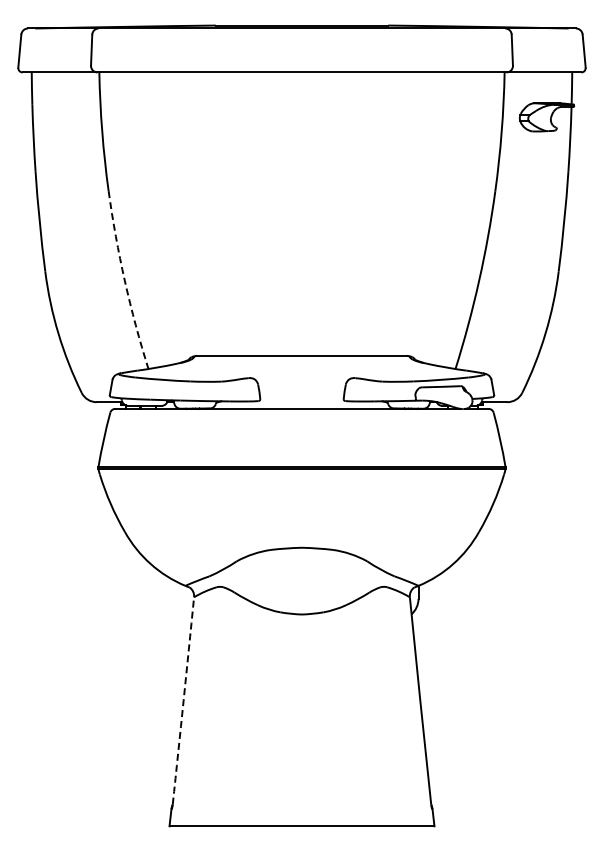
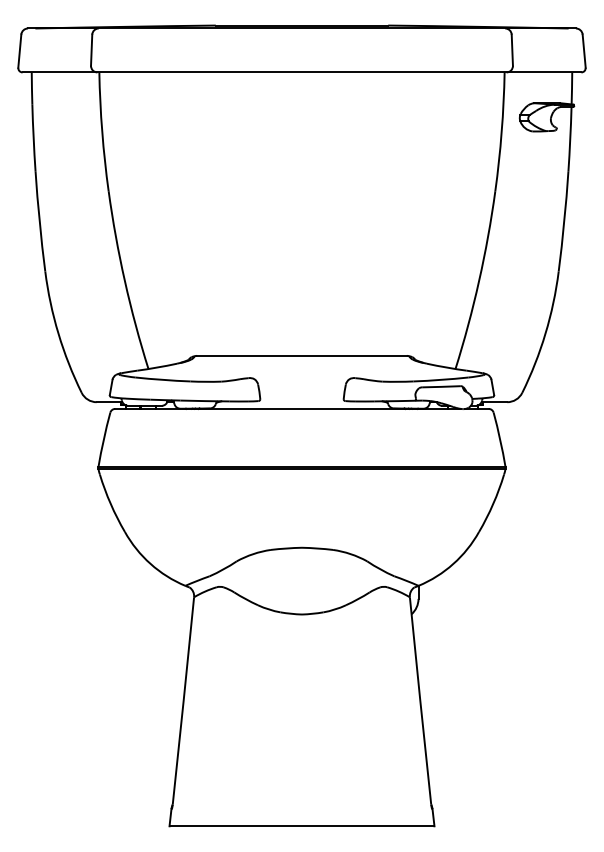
arc: dashed -> solid (124, 280)
arc: dashed -> solid (183, 700)
